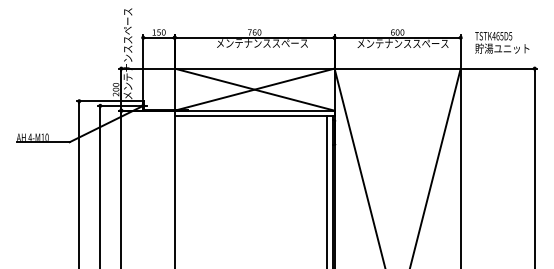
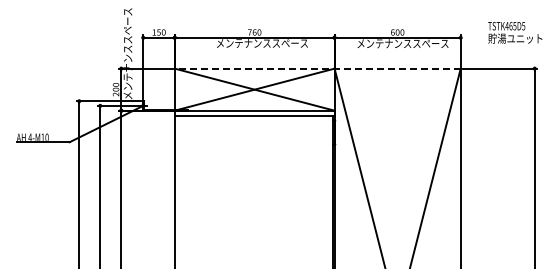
text position: (502, 42) -> (515, 32) (515, 32)
line: solid -> dashed (317, 68)
line: present -> none (327, 190)
